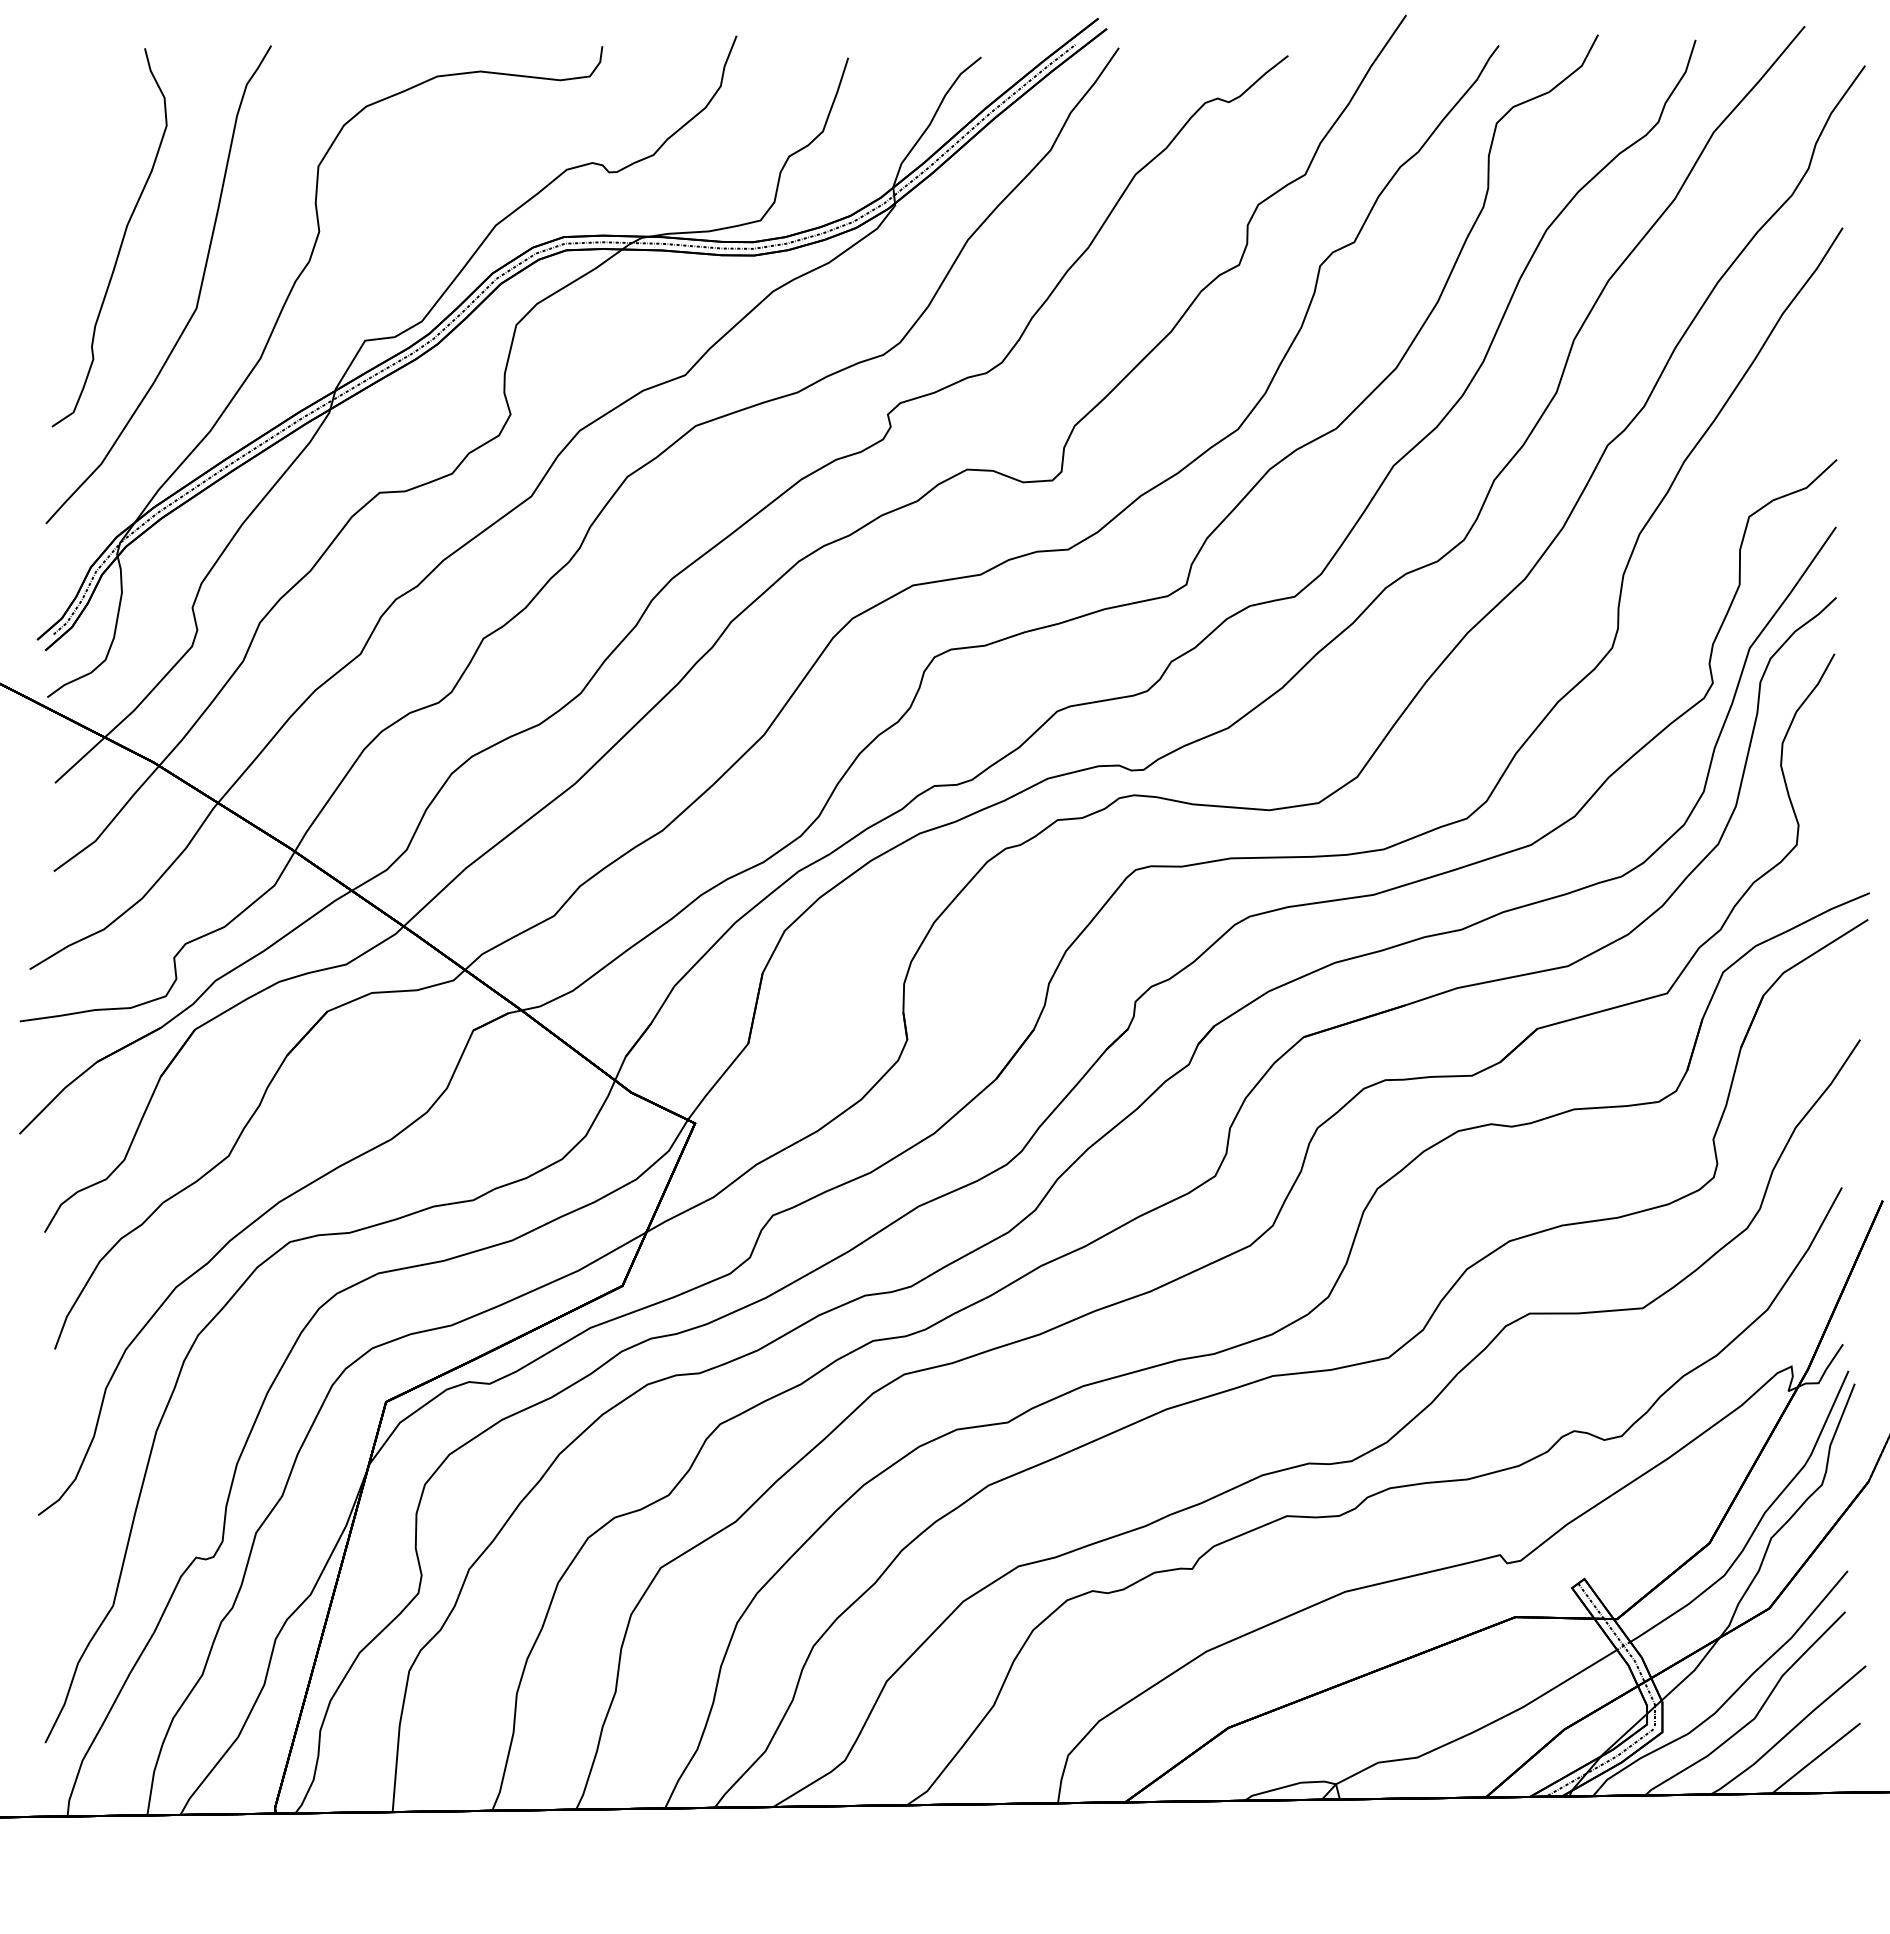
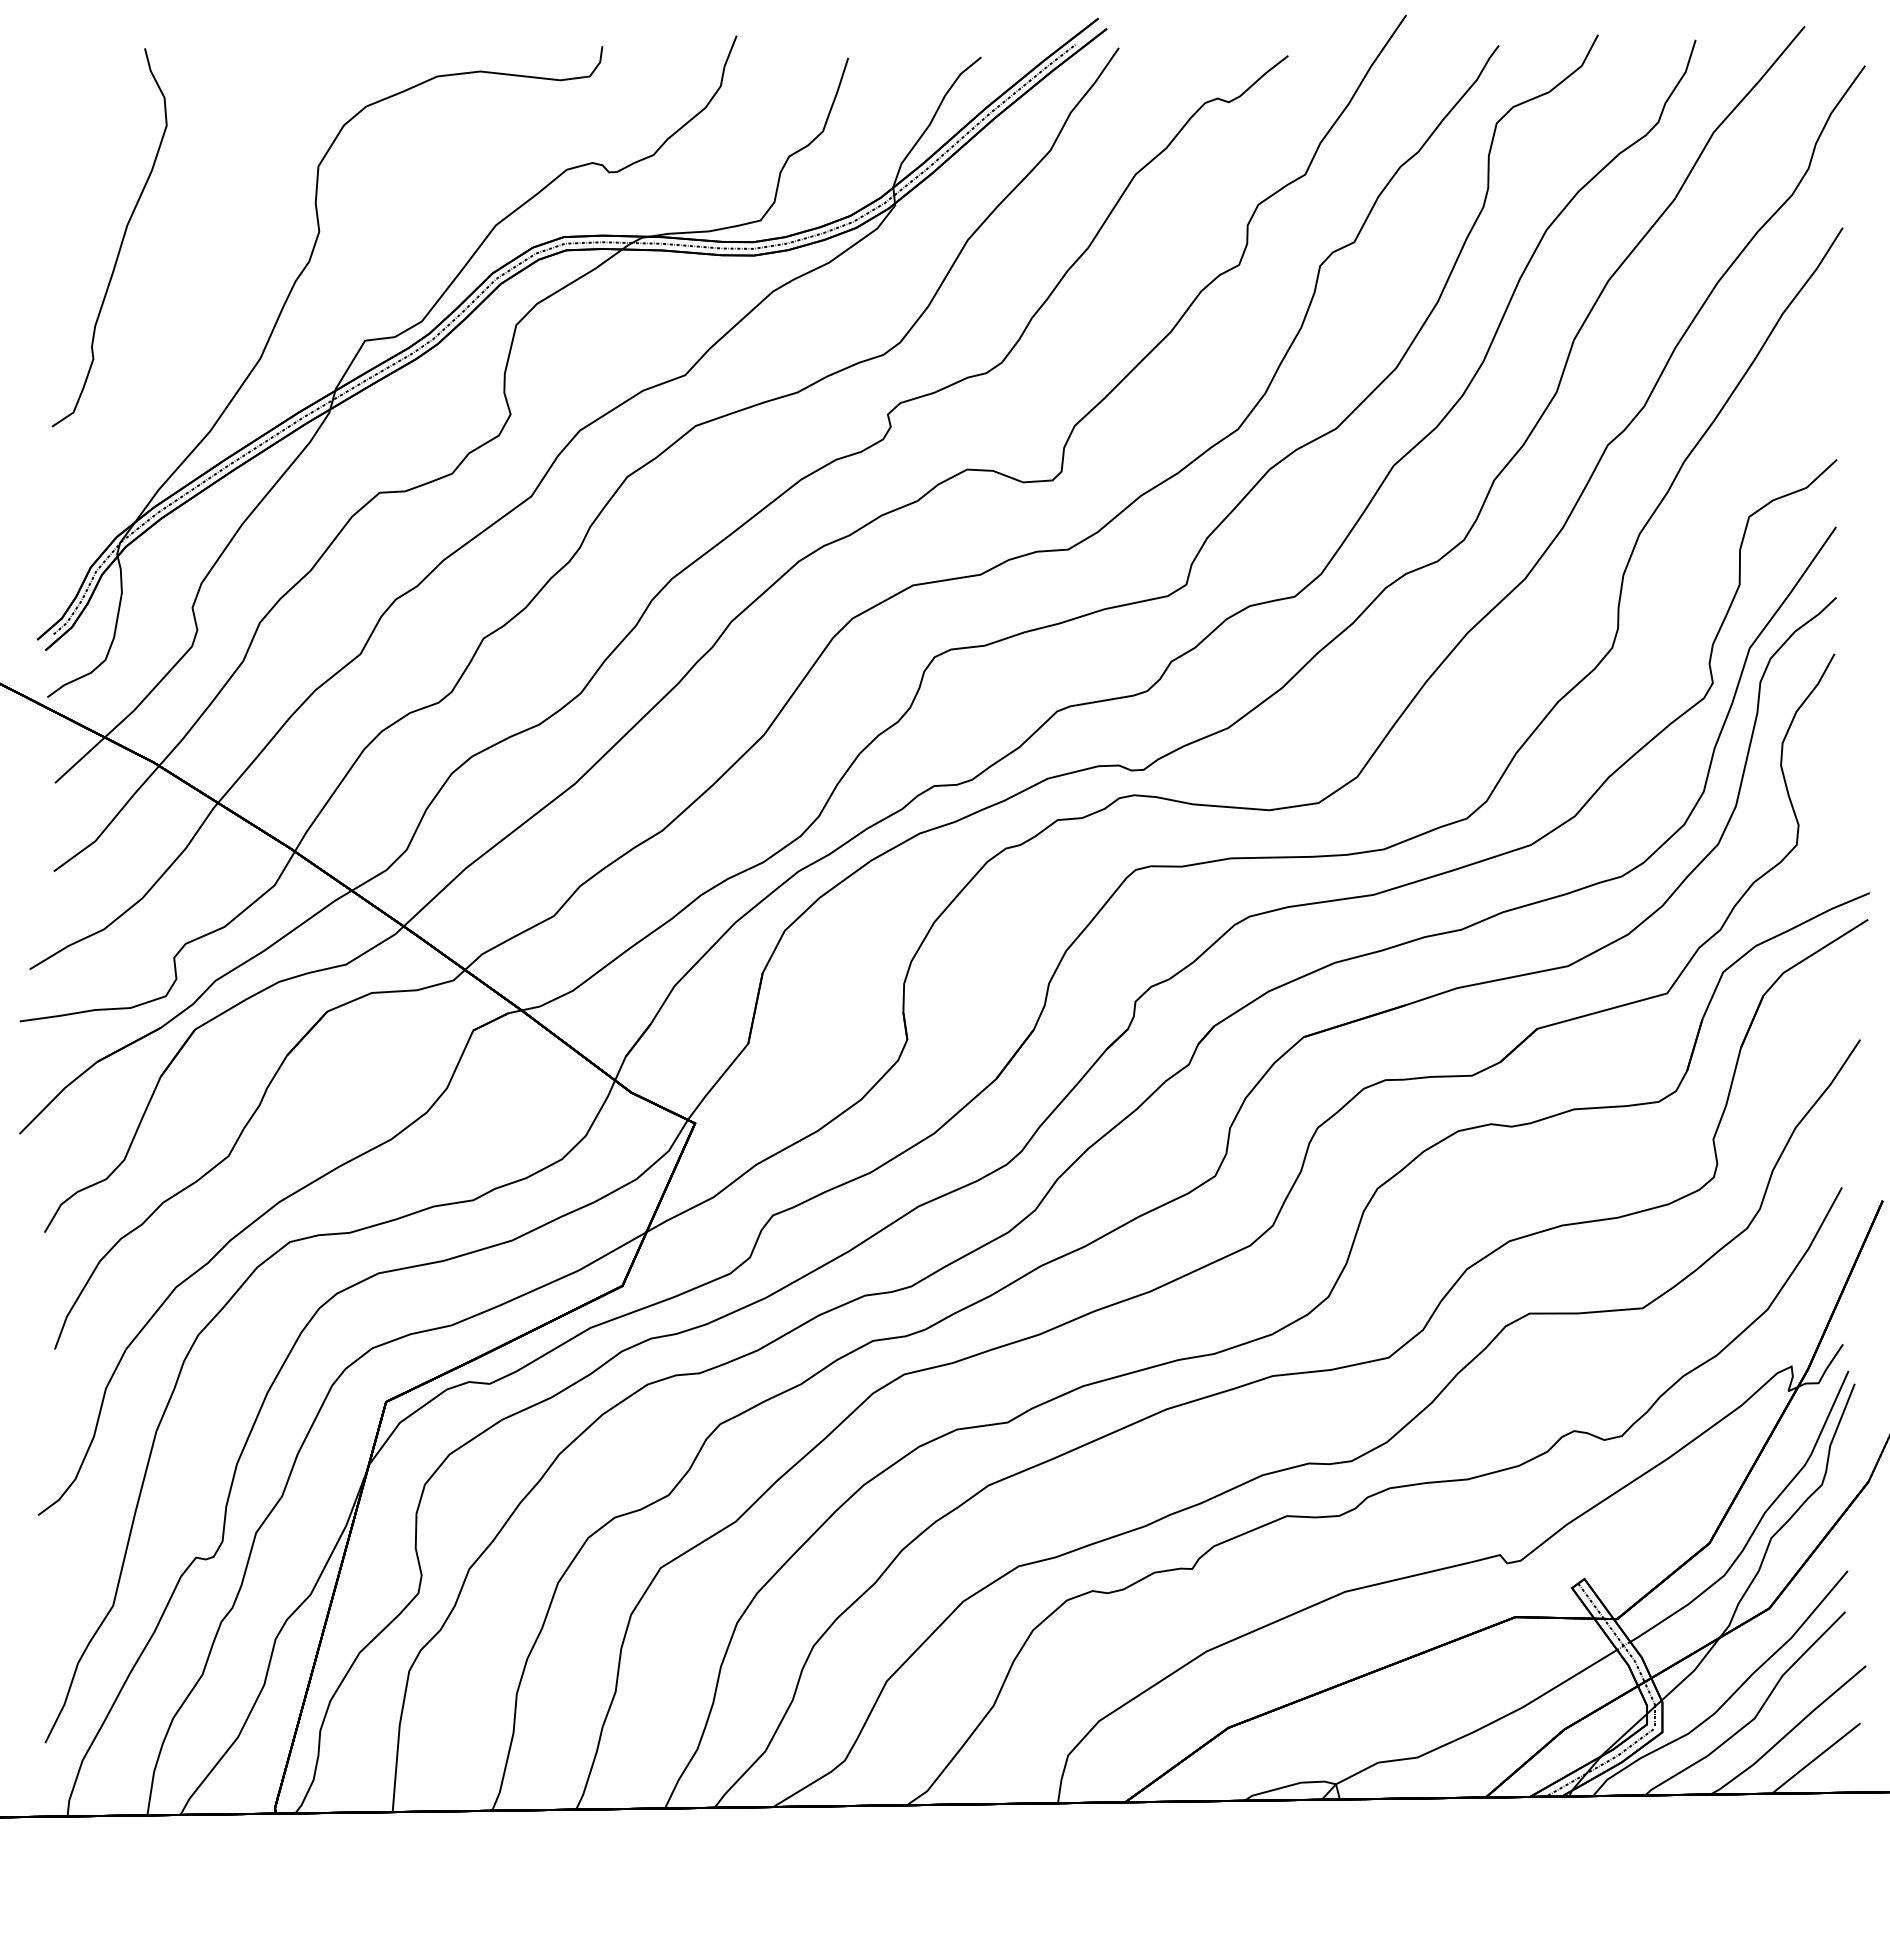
part: present -> none (198, 293)
